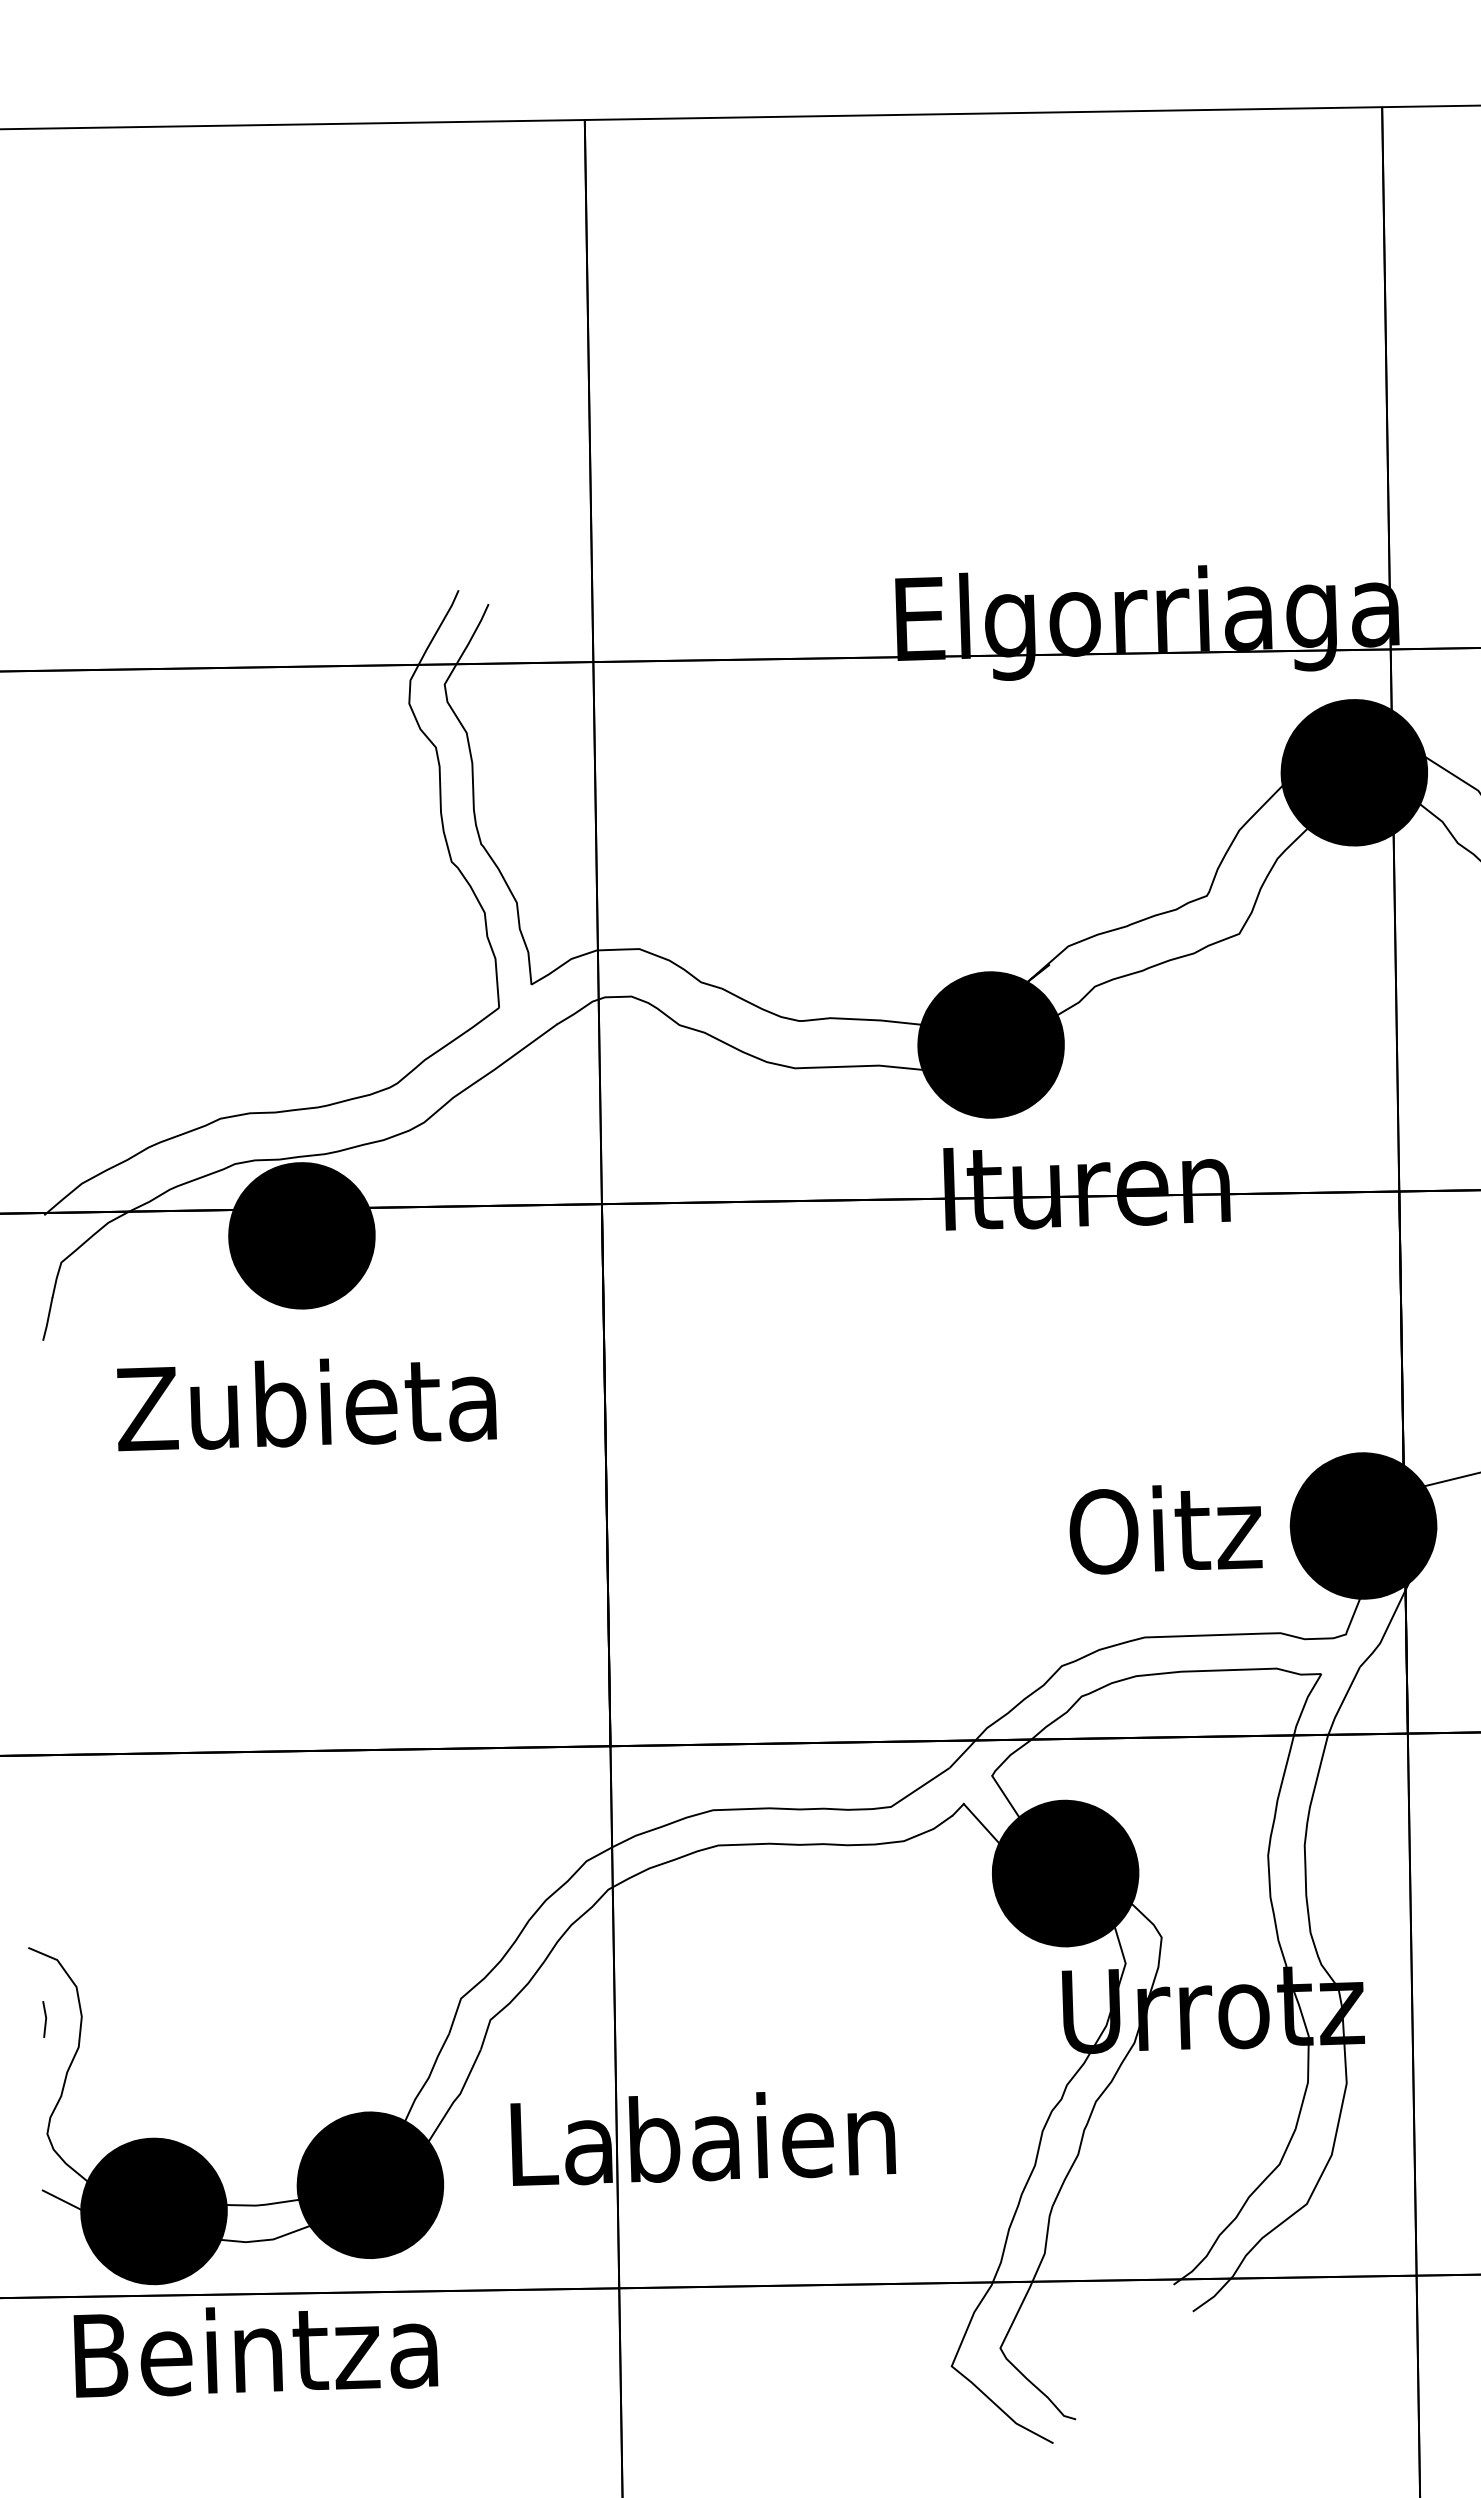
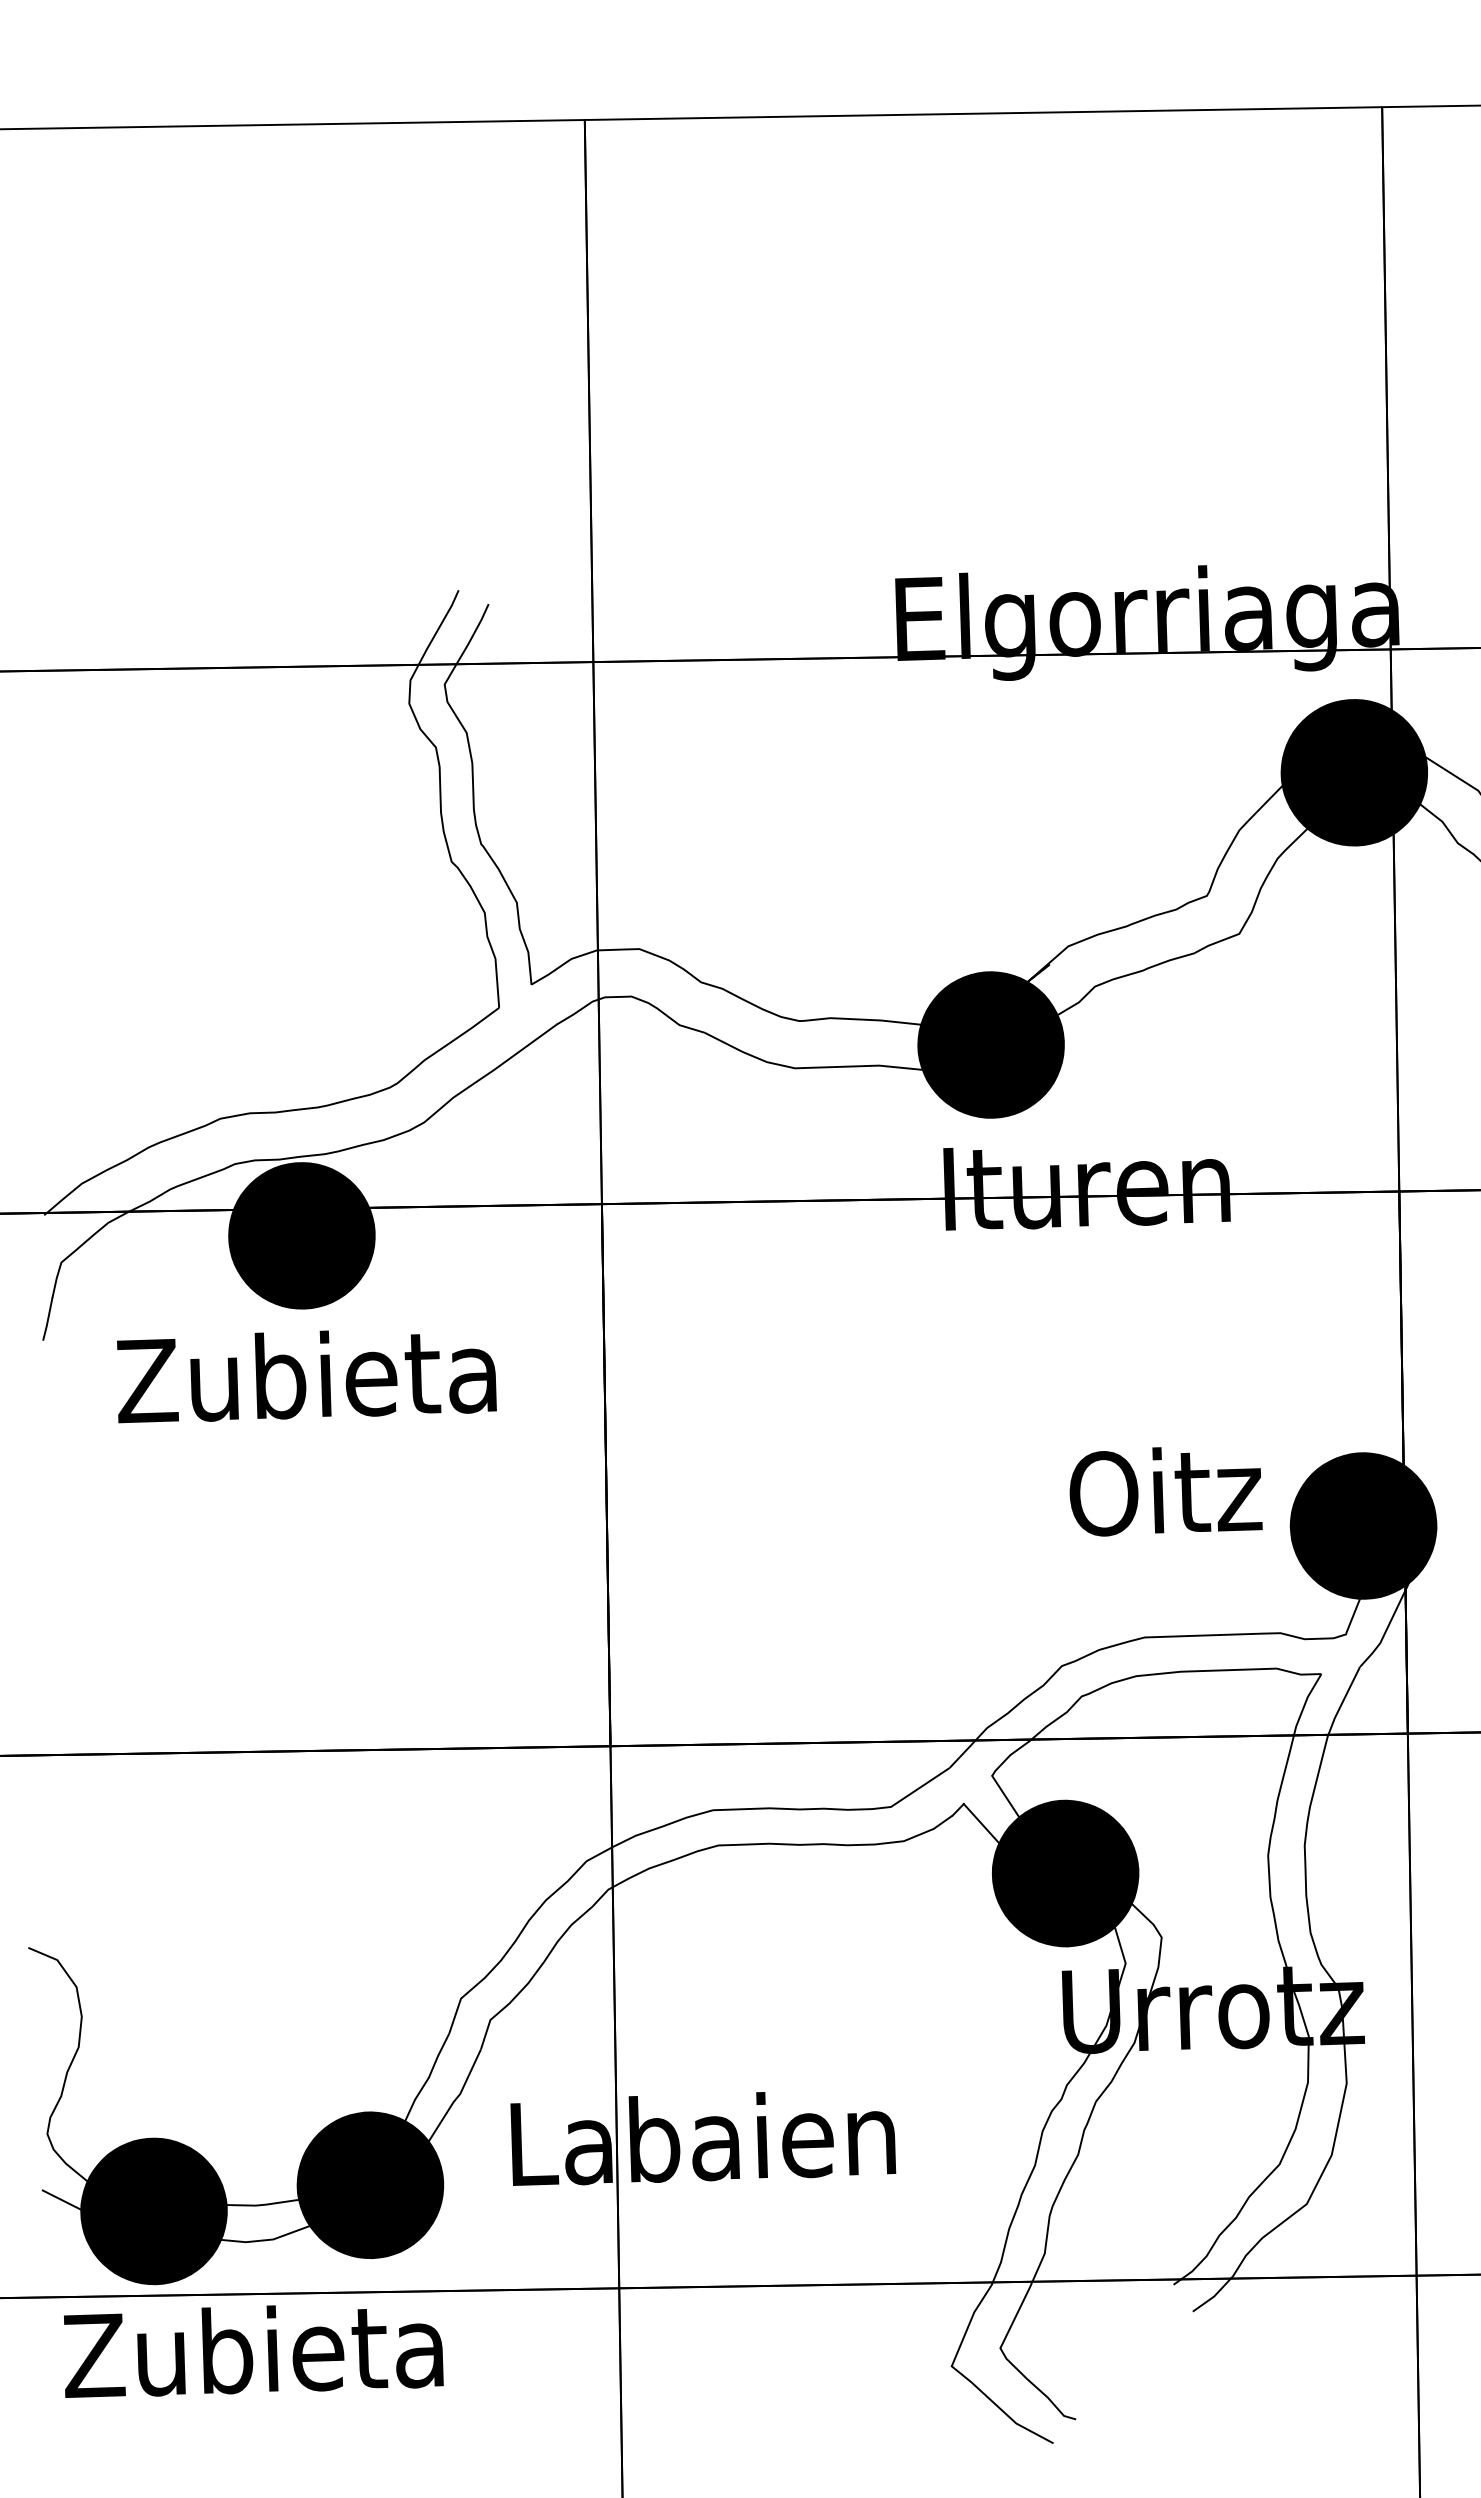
text position: (306, 1404) -> (306, 1376) (306, 1376)
line: present -> none (1450, 1479)
text position: (1165, 1529) -> (1165, 1491) (1165, 1491)
line: present -> none (45, 2019)
text: Beintza -> Zubieta (253, 2351)
